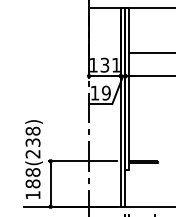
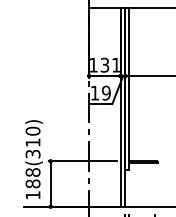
line: present -> none (150, 53)
text: 188(238) -> 188(310) (32, 142)
